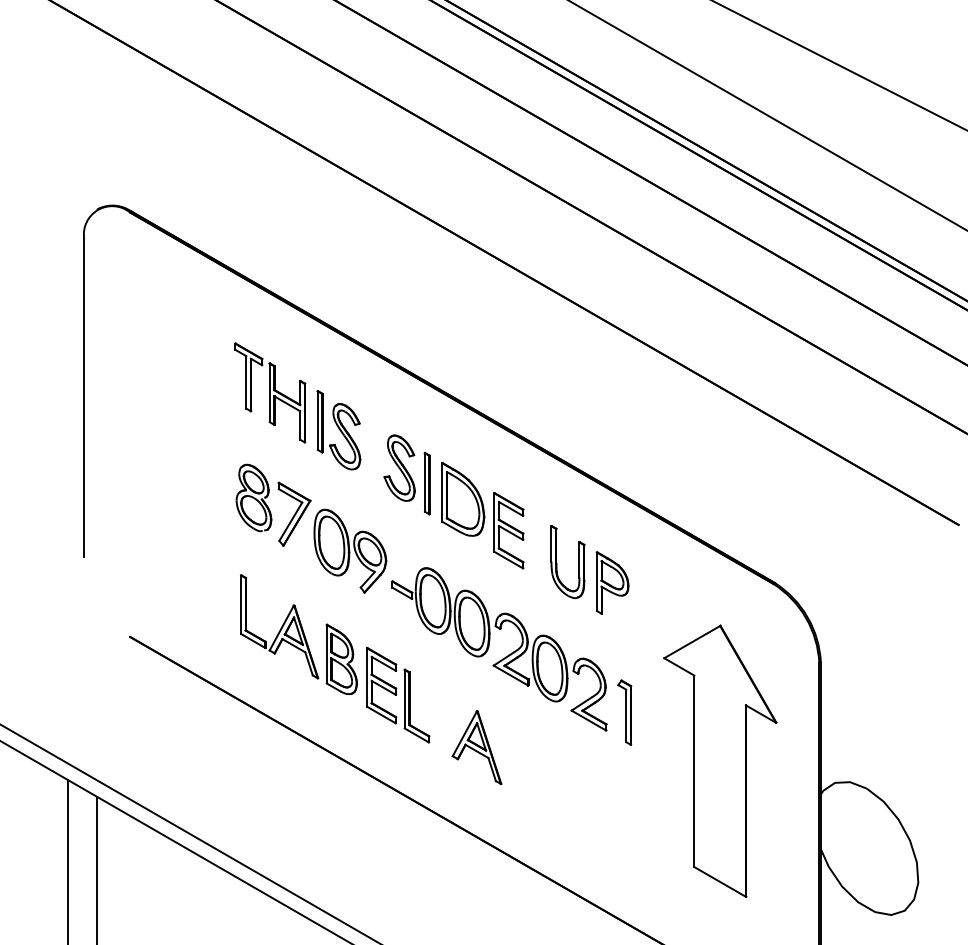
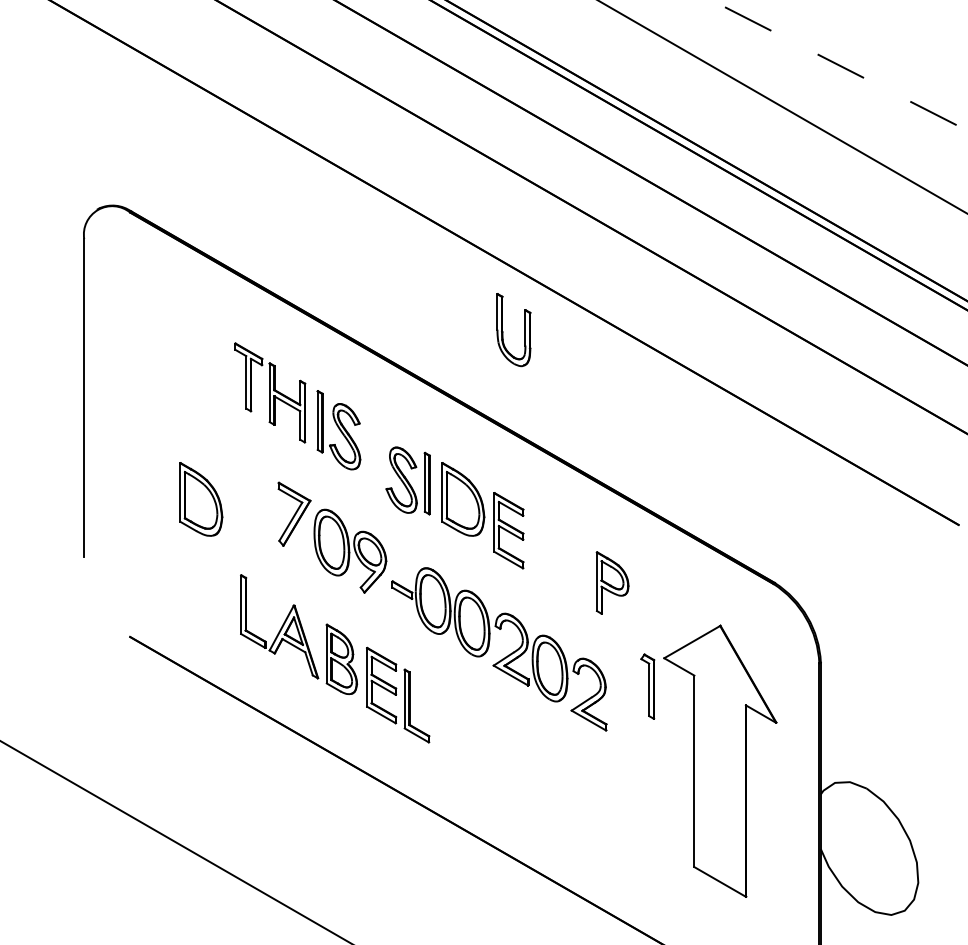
line: solid -> dashed (839, 65)
line position: (767, 115) -> (782, 107) (782, 107)
part position: (399, 467) -> (401, 479) (401, 479)
part: present -> none (253, 497)
part: none -> present (201, 499)
part position: (557, 563) -> (503, 331) (503, 331)
part position: (624, 712) -> (647, 686) (647, 686)
part: present -> none (476, 747)
line: present -> none (189, 833)
line: present -> none (68, 860)
line: present -> none (96, 868)
